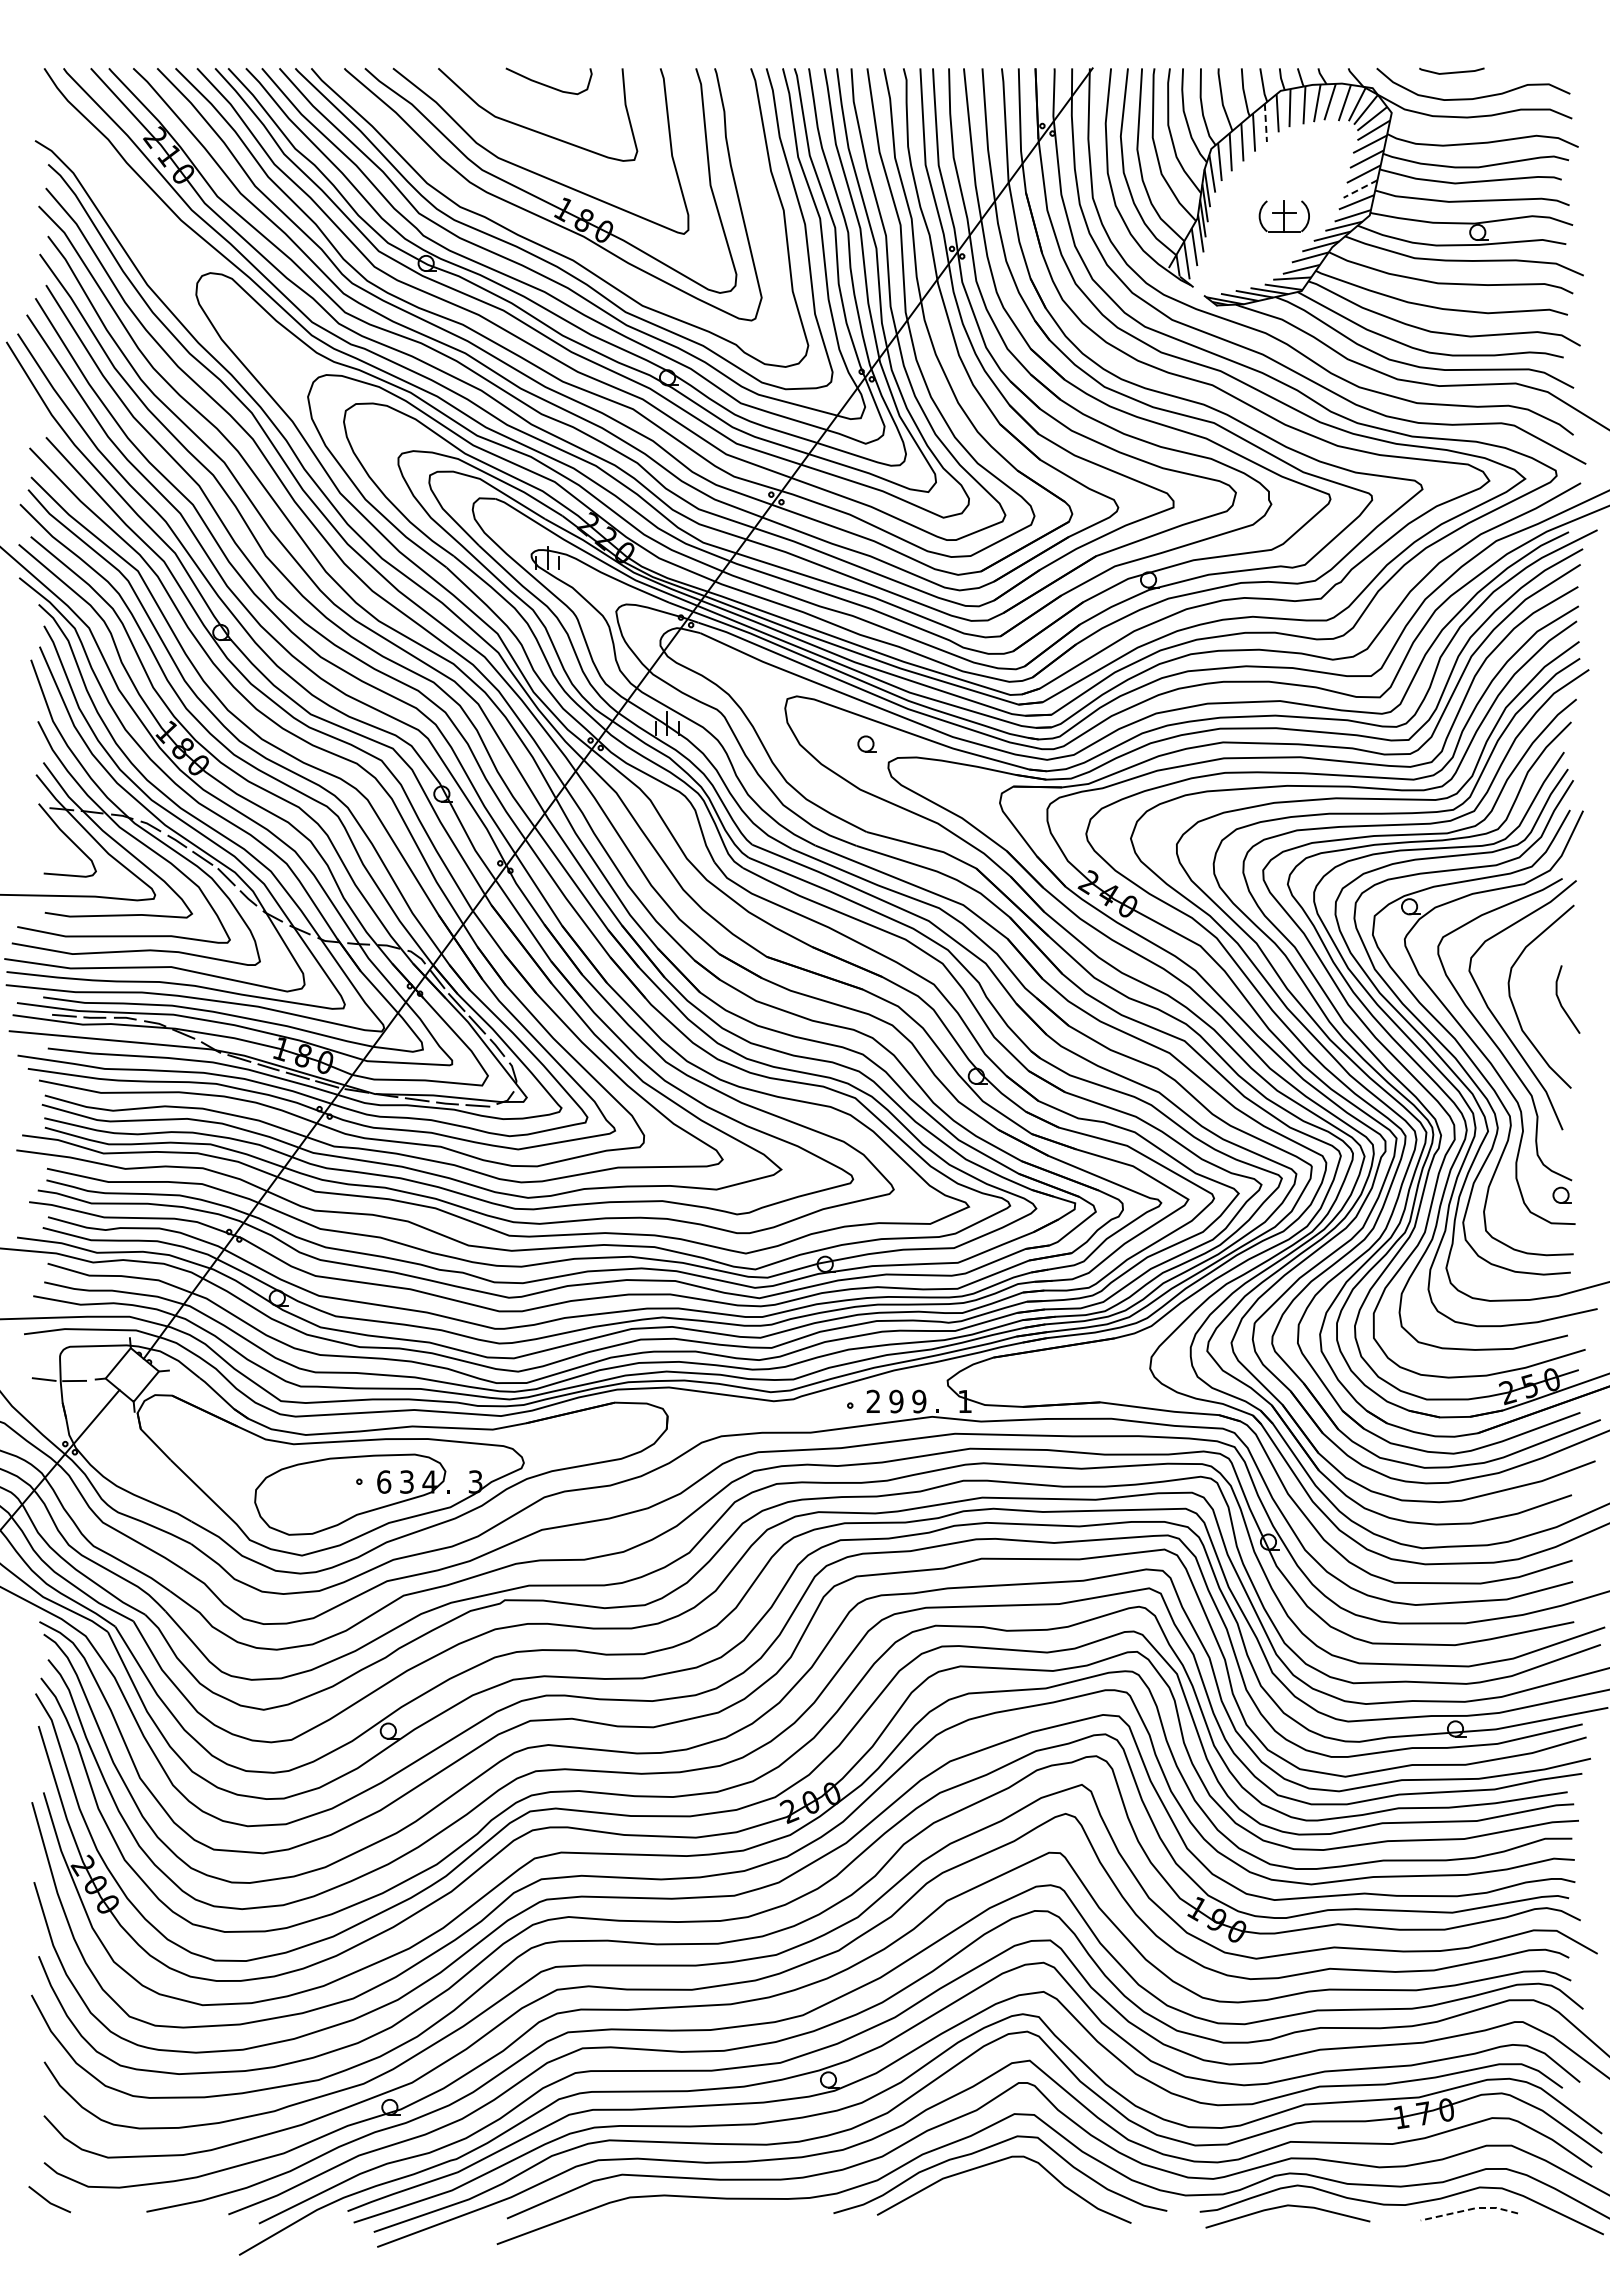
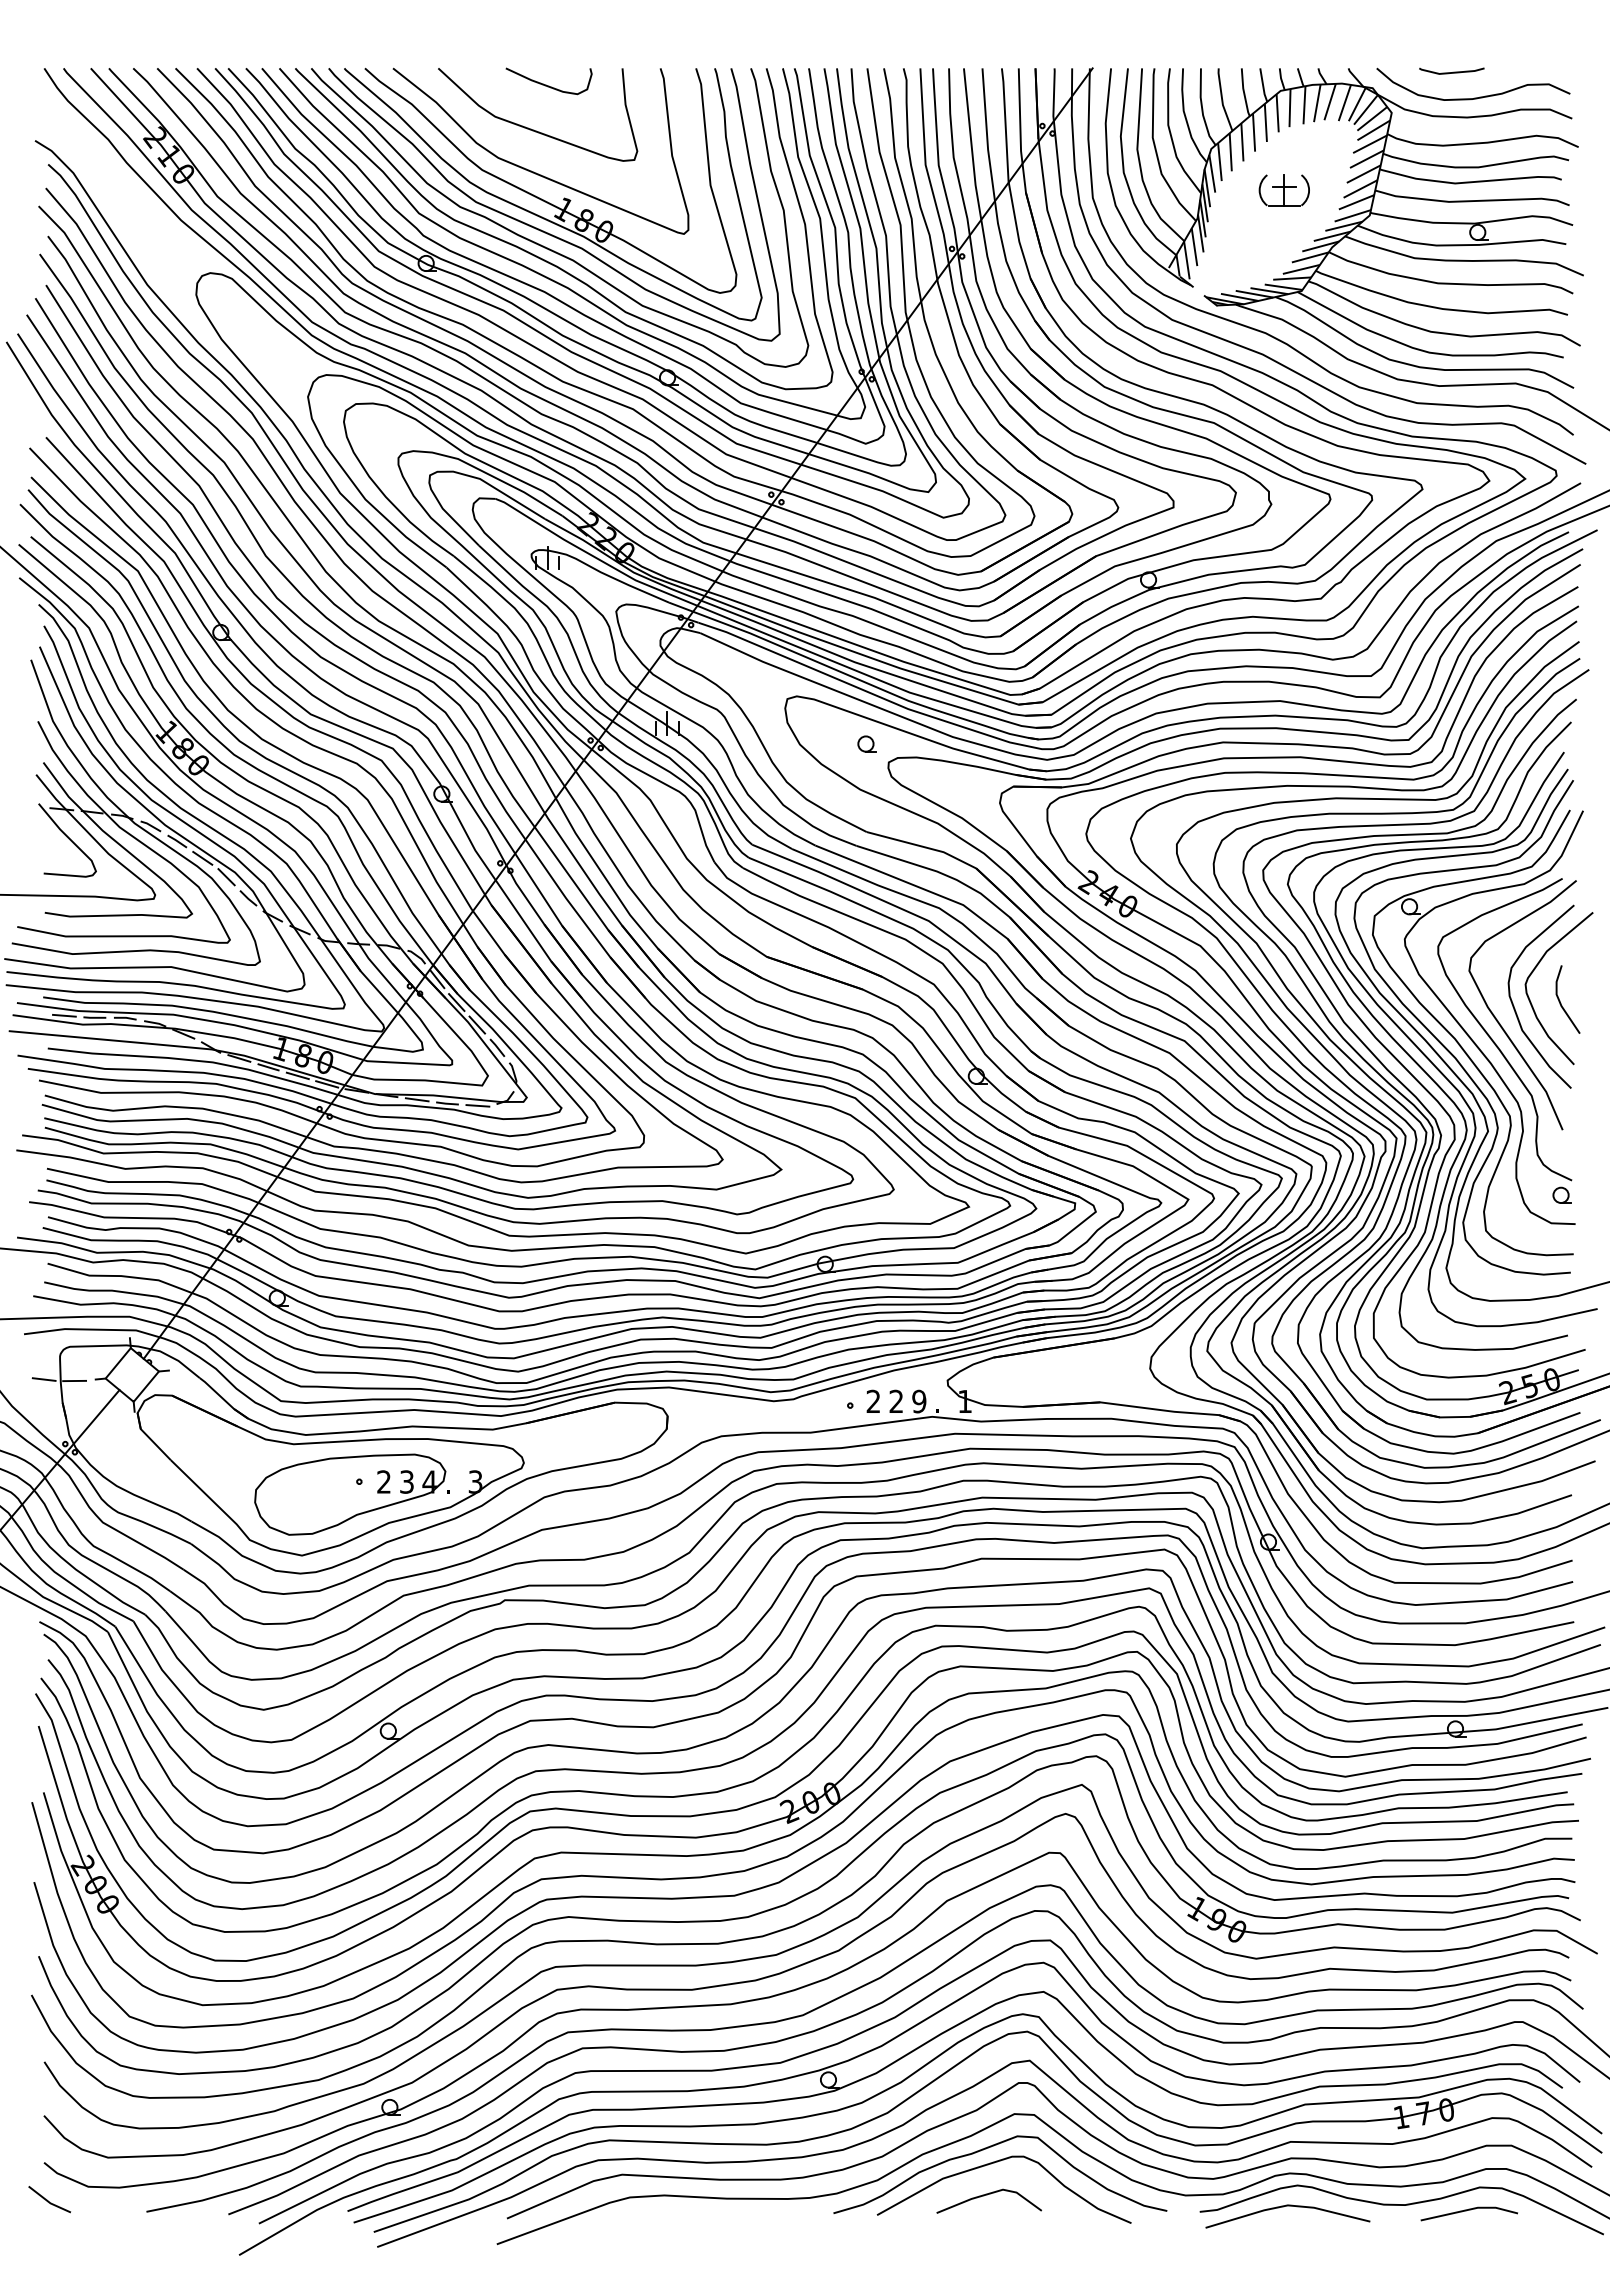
line: dashed -> solid (1265, 123)
line: dashed -> solid (1360, 189)
part position: (1283, 216) -> (1283, 190) (1283, 190)
curve: none -> present (541, 229)
curve: none -> present (1533, 972)
text: 9 -> 2 (896, 1401)
text: 6 -> 2 (384, 1481)
line: none -> present (987, 2195)
line: dashed -> solid (1470, 2209)
